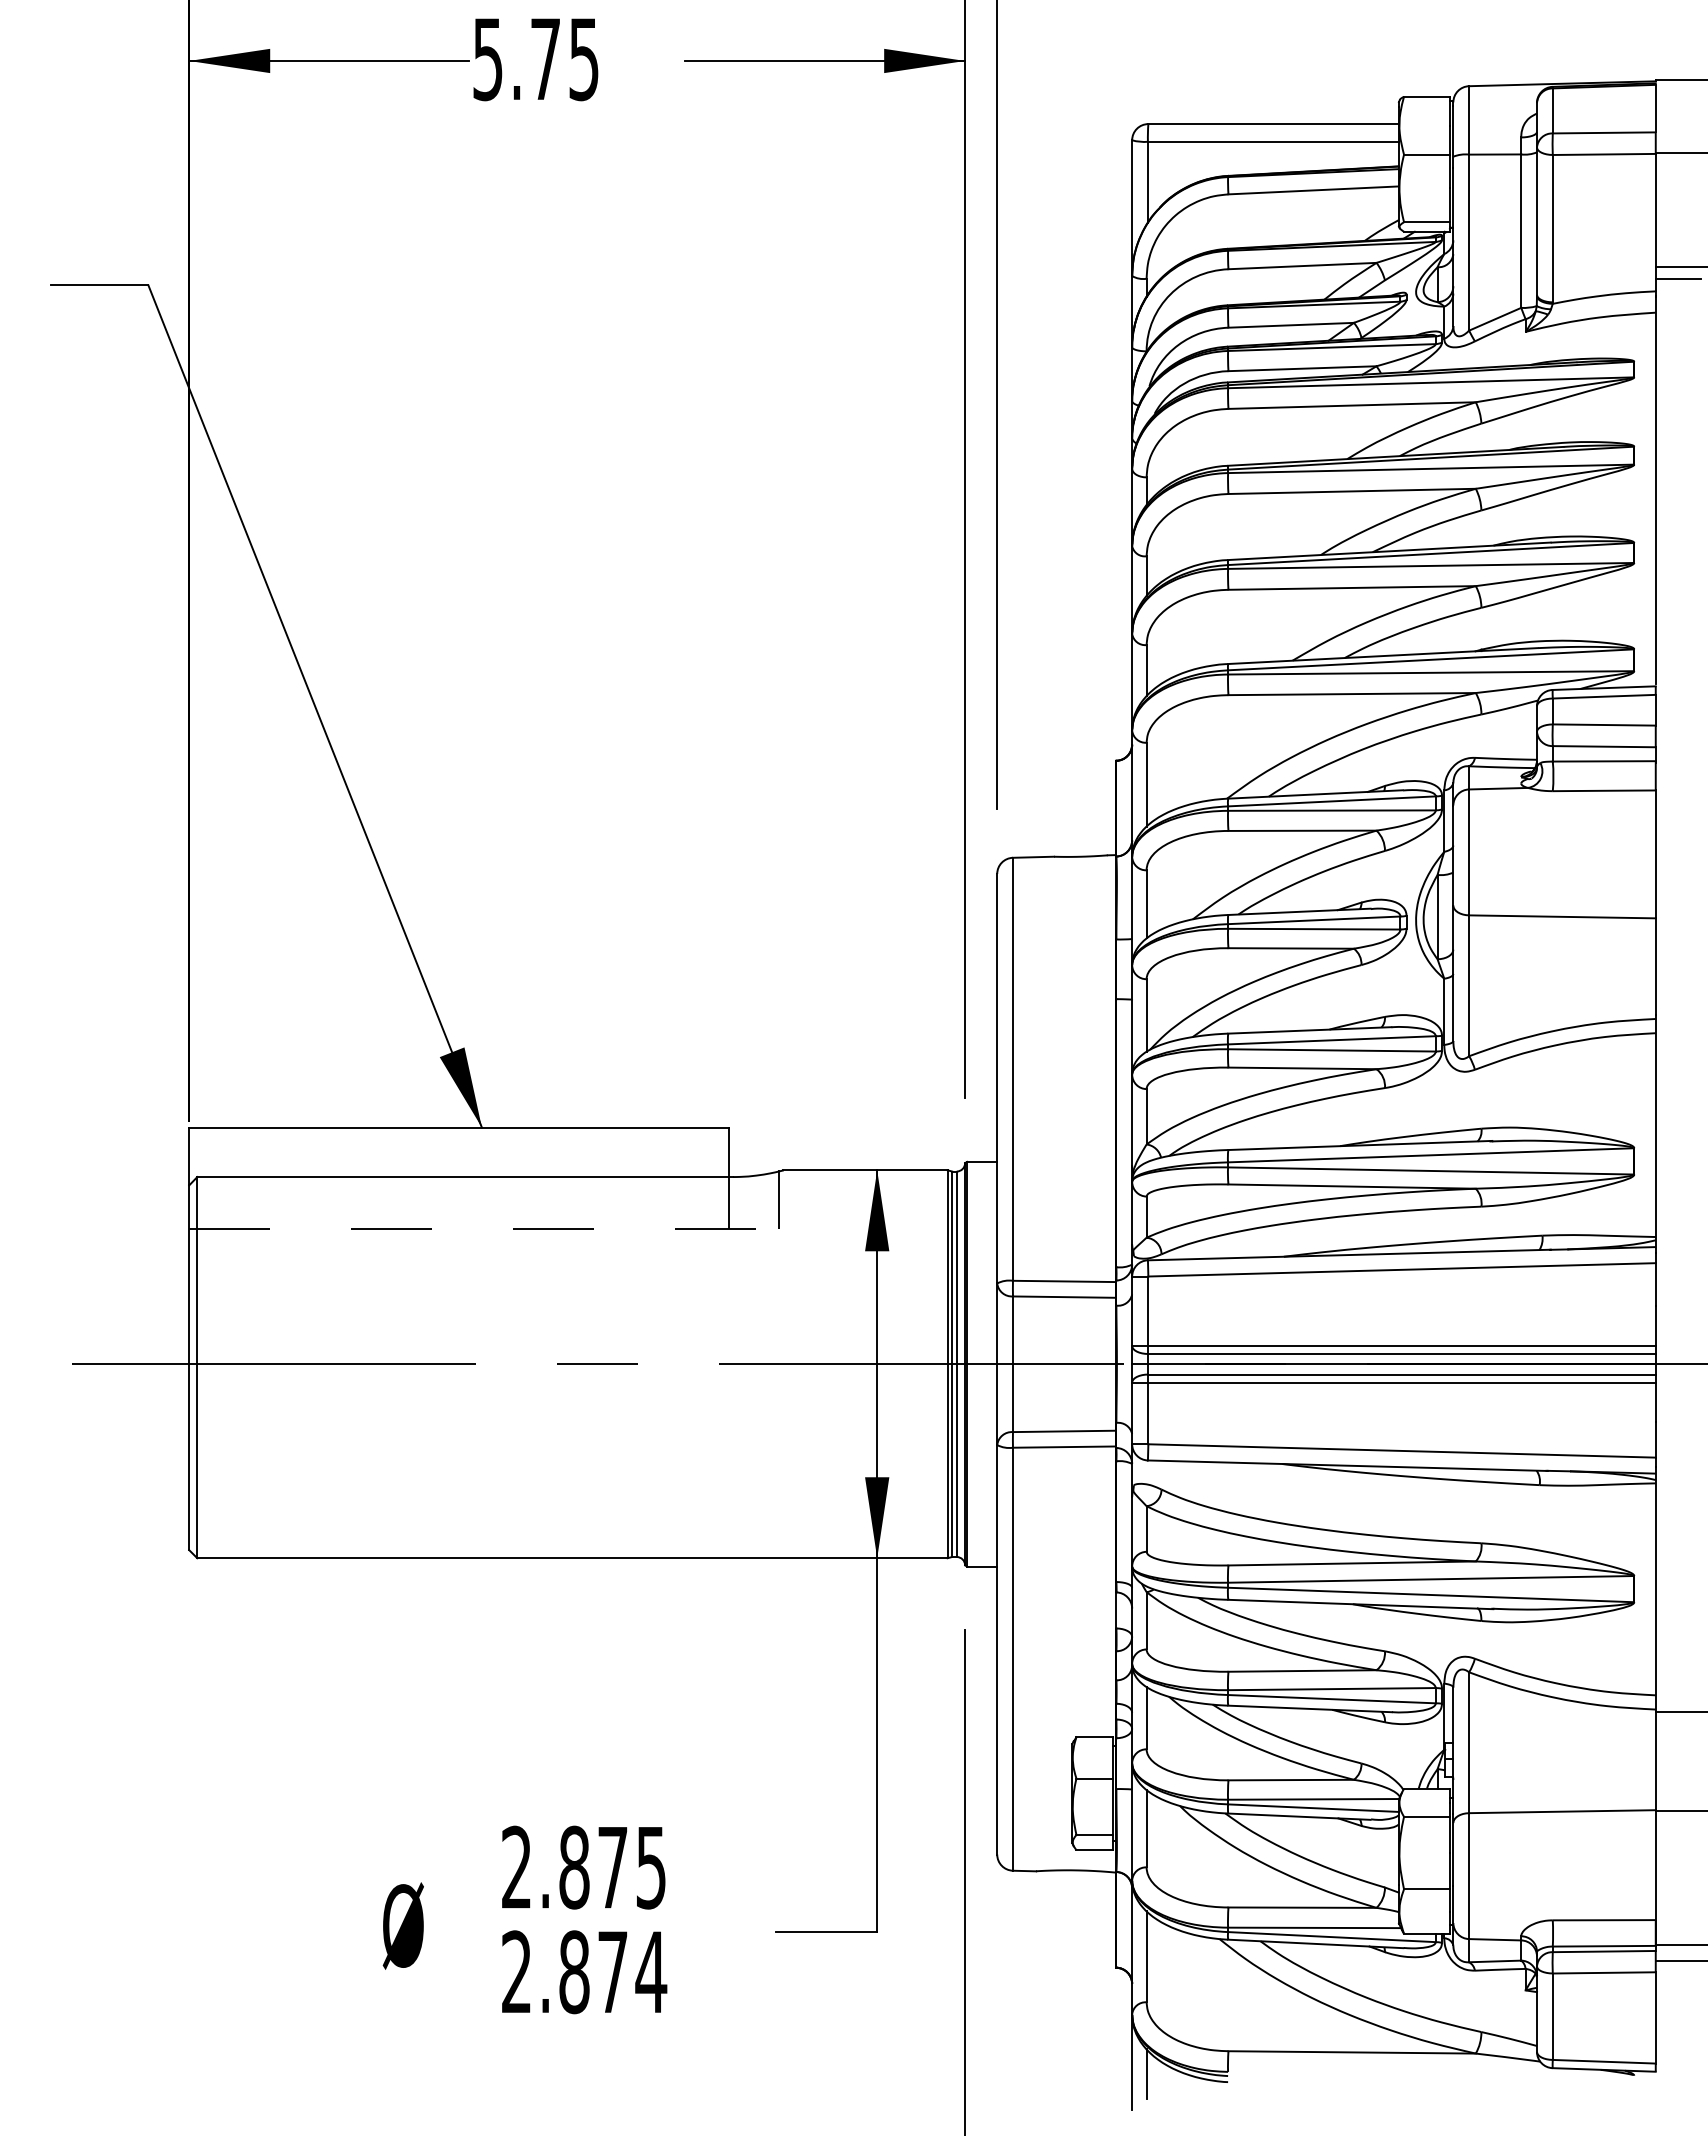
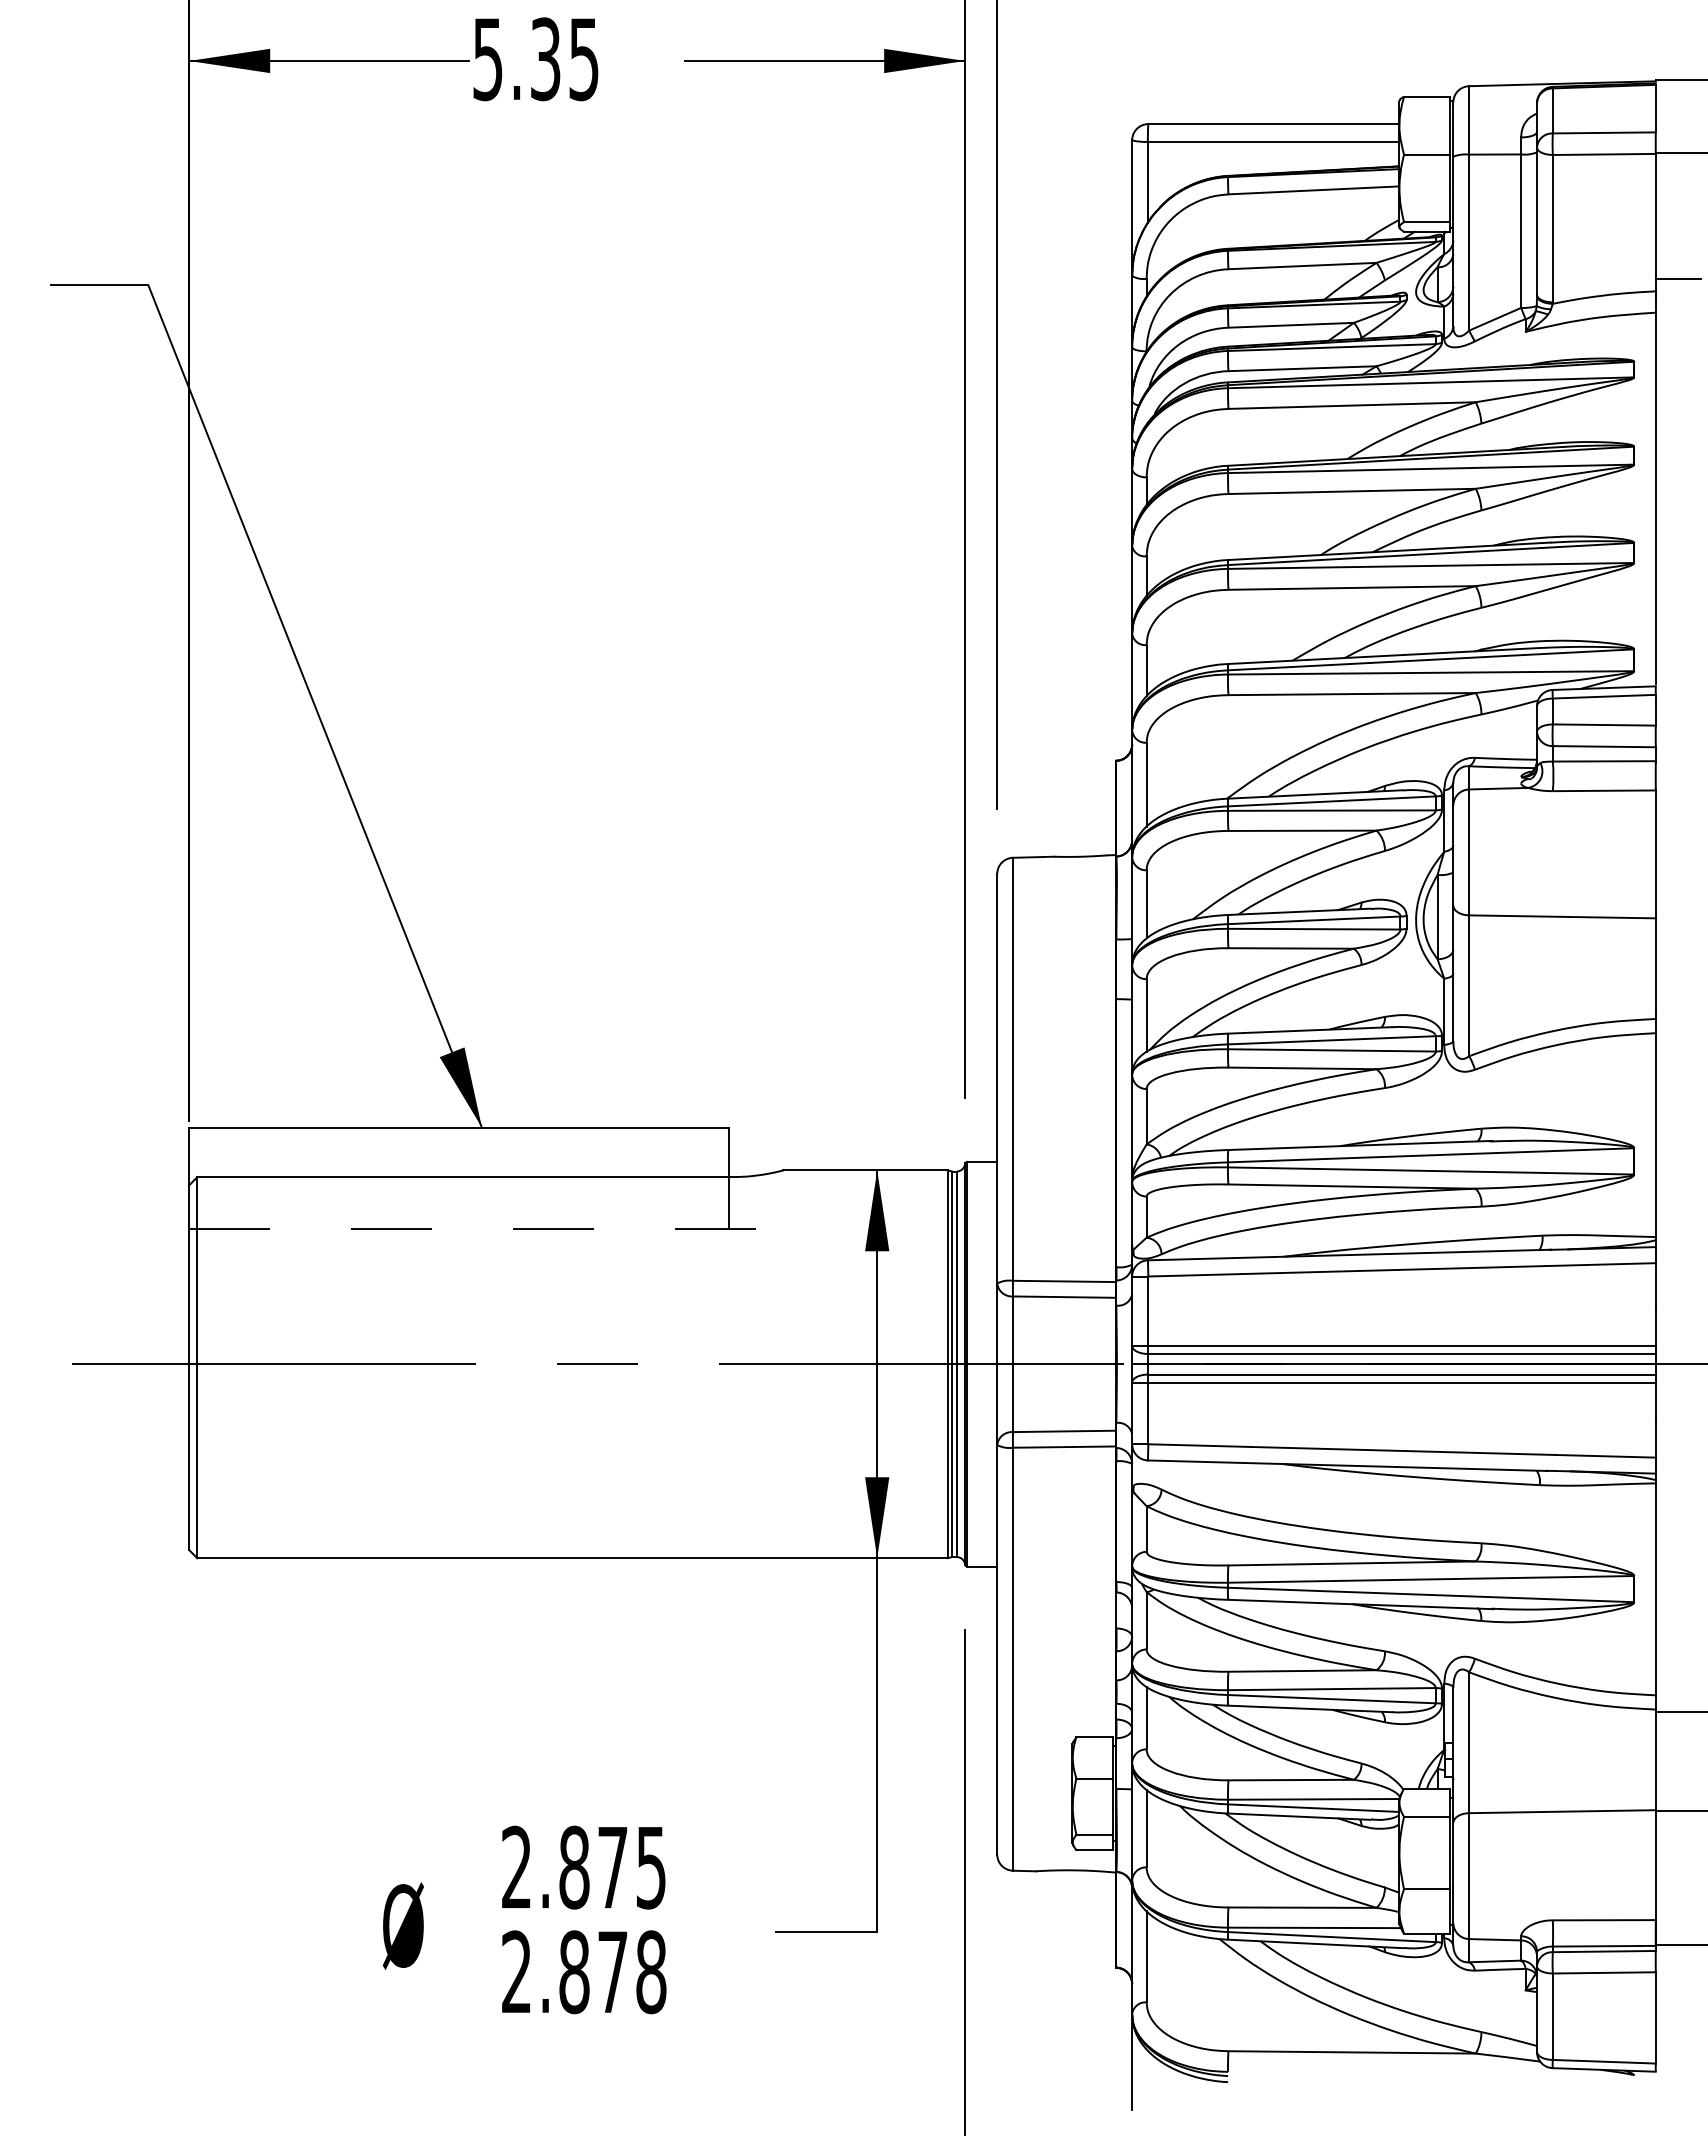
text: 5.75 -> 5.35 (545, 59)
line: present -> none (1679, 267)
line: present -> none (779, 1199)
line: present -> none (1679, 1960)
text: 2.874 -> 2.878 (651, 1972)
line: present -> none (1146, 2073)
